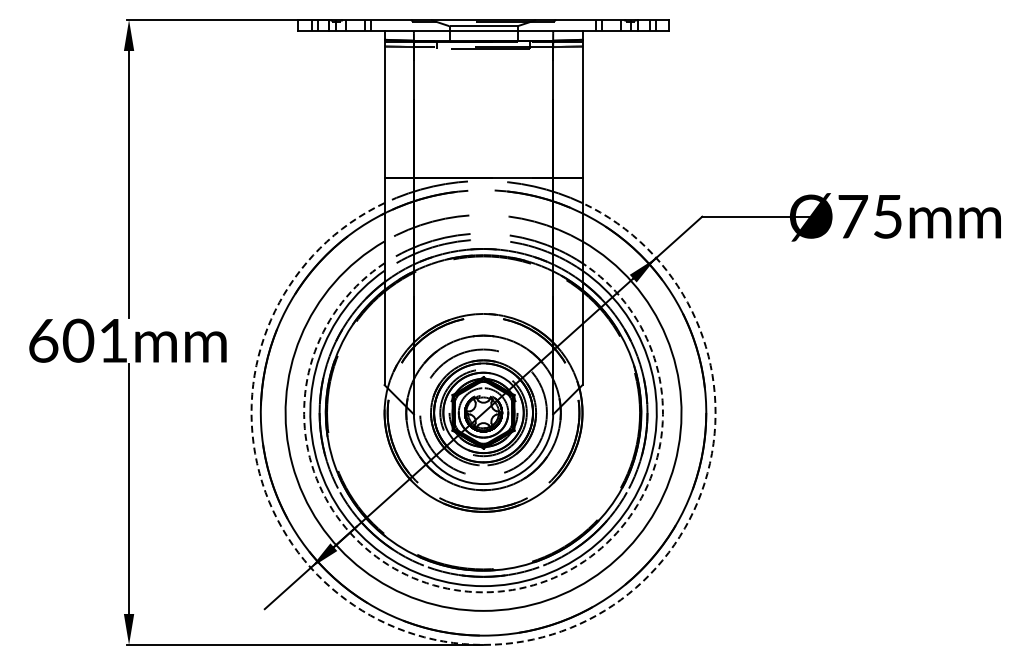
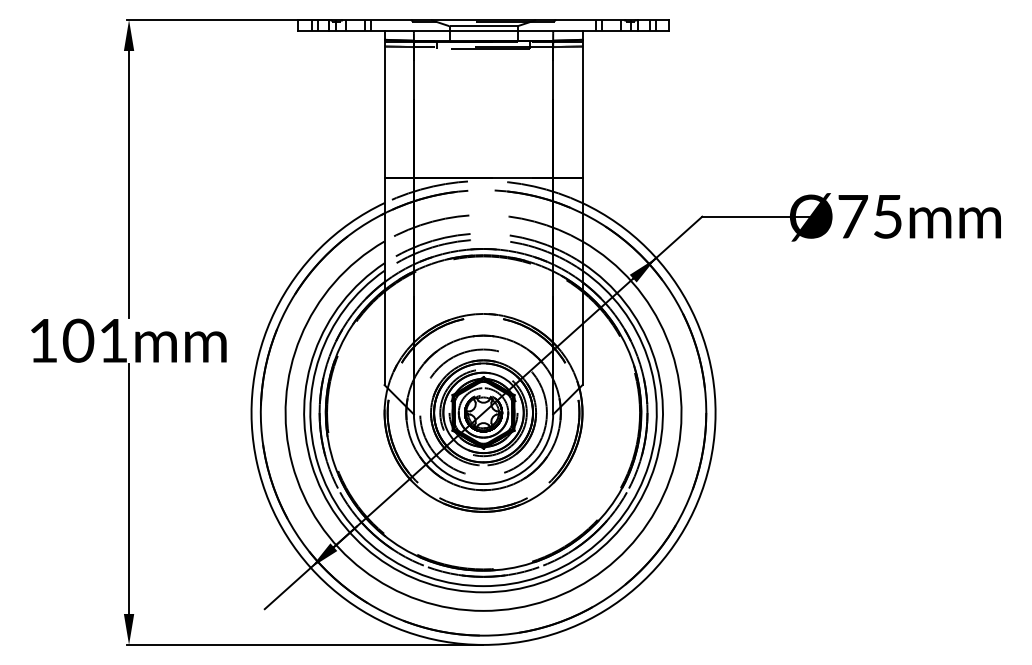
text: 601mm -> 101mm (43, 340)
arc: dashed -> solid (483, 592)
arc: dashed -> solid (483, 644)
